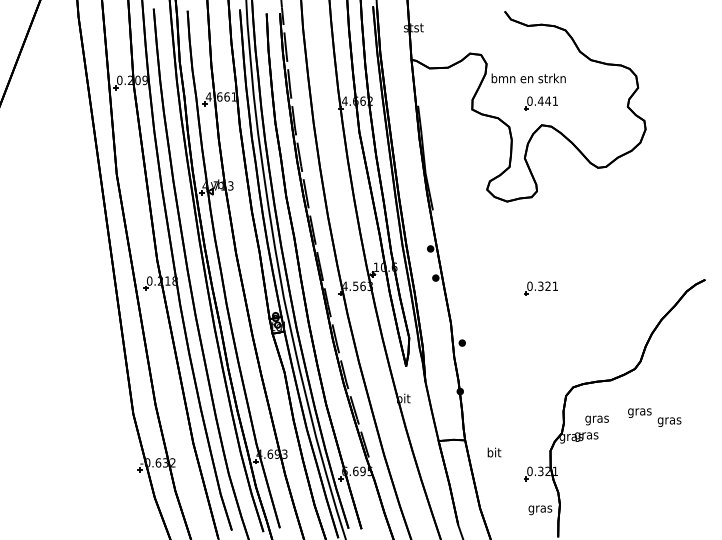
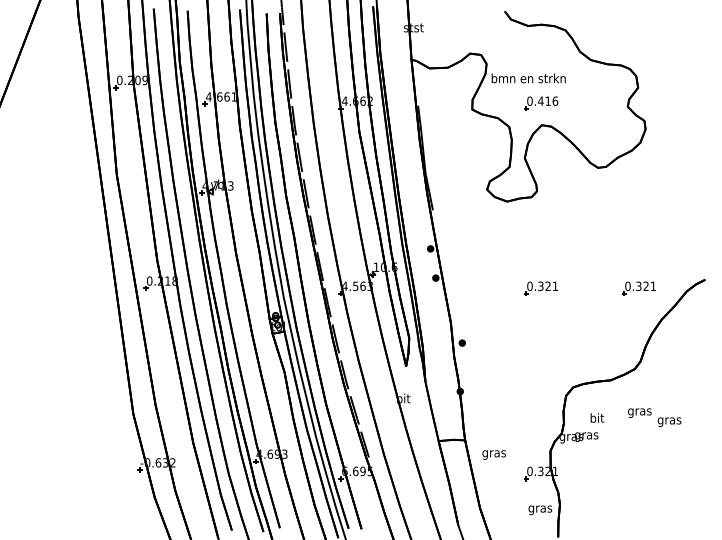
text: 0.441 -> 0.416 (551, 100)
part: none -> present (638, 288)
text: gras -> bit (596, 419)
text: bit -> gras (493, 453)
